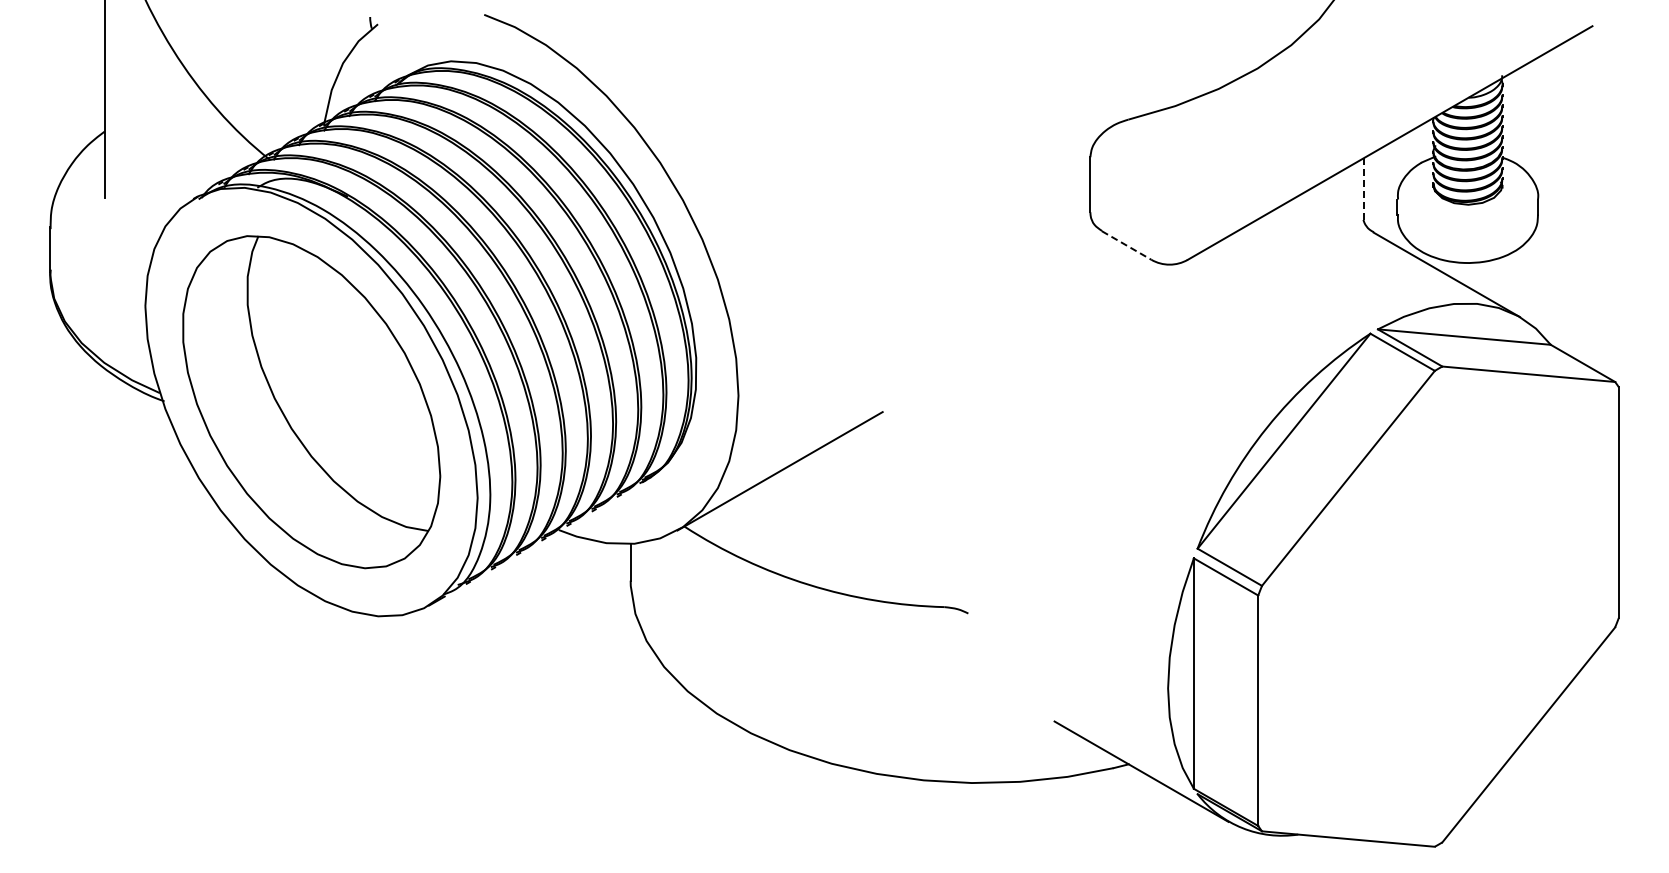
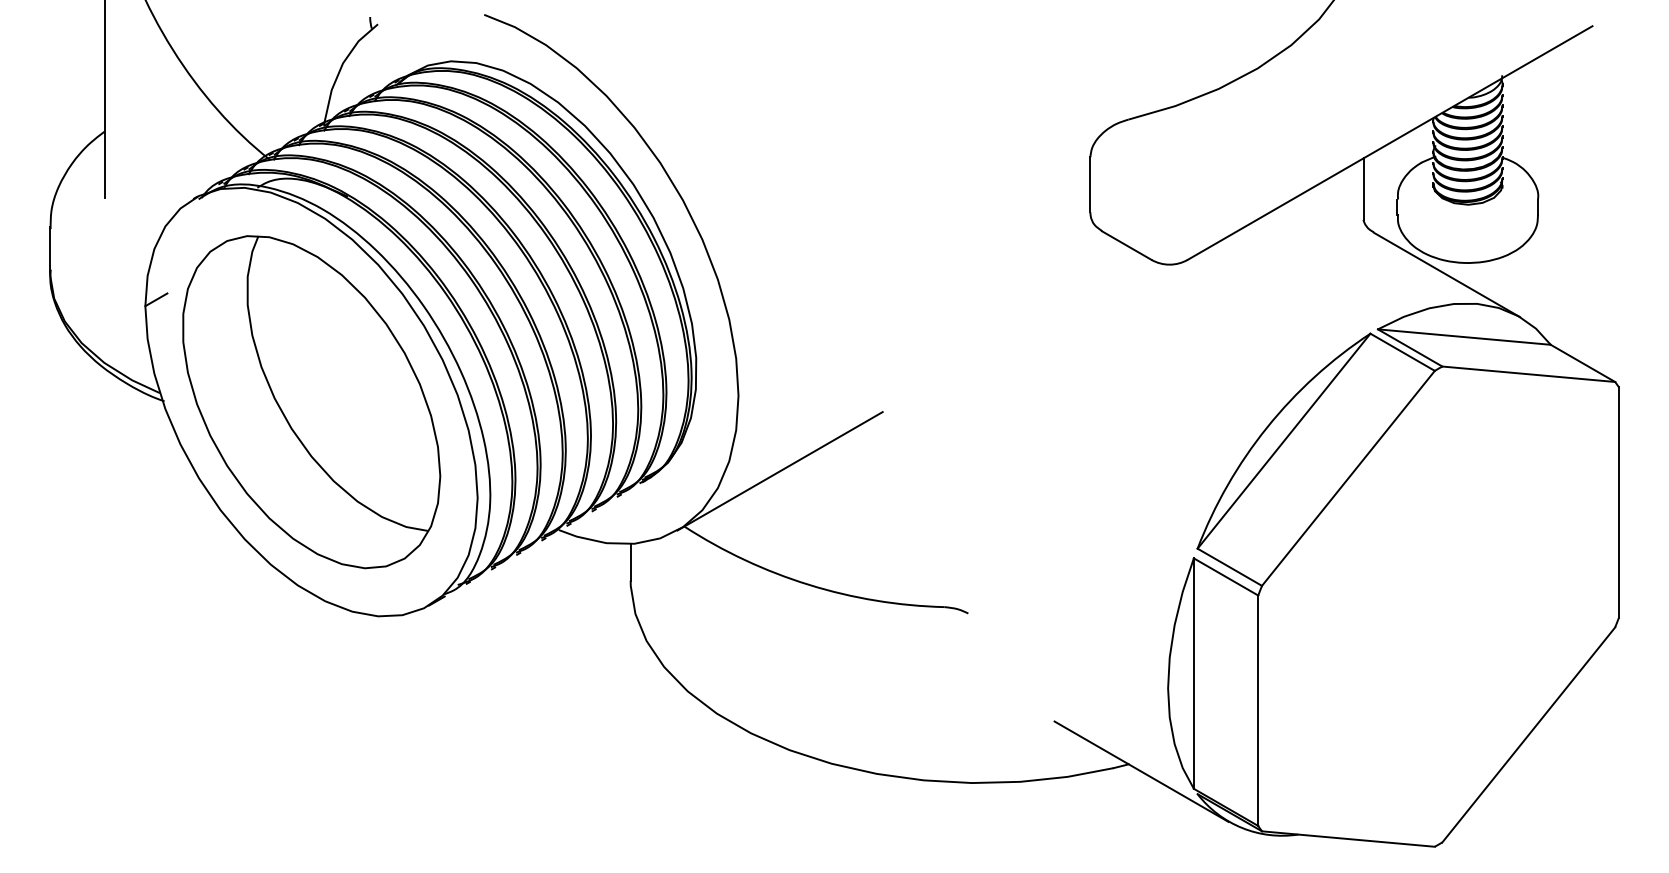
line: dashed -> solid (1363, 188)
line: dashed -> solid (1126, 245)
line: none -> present (156, 299)
